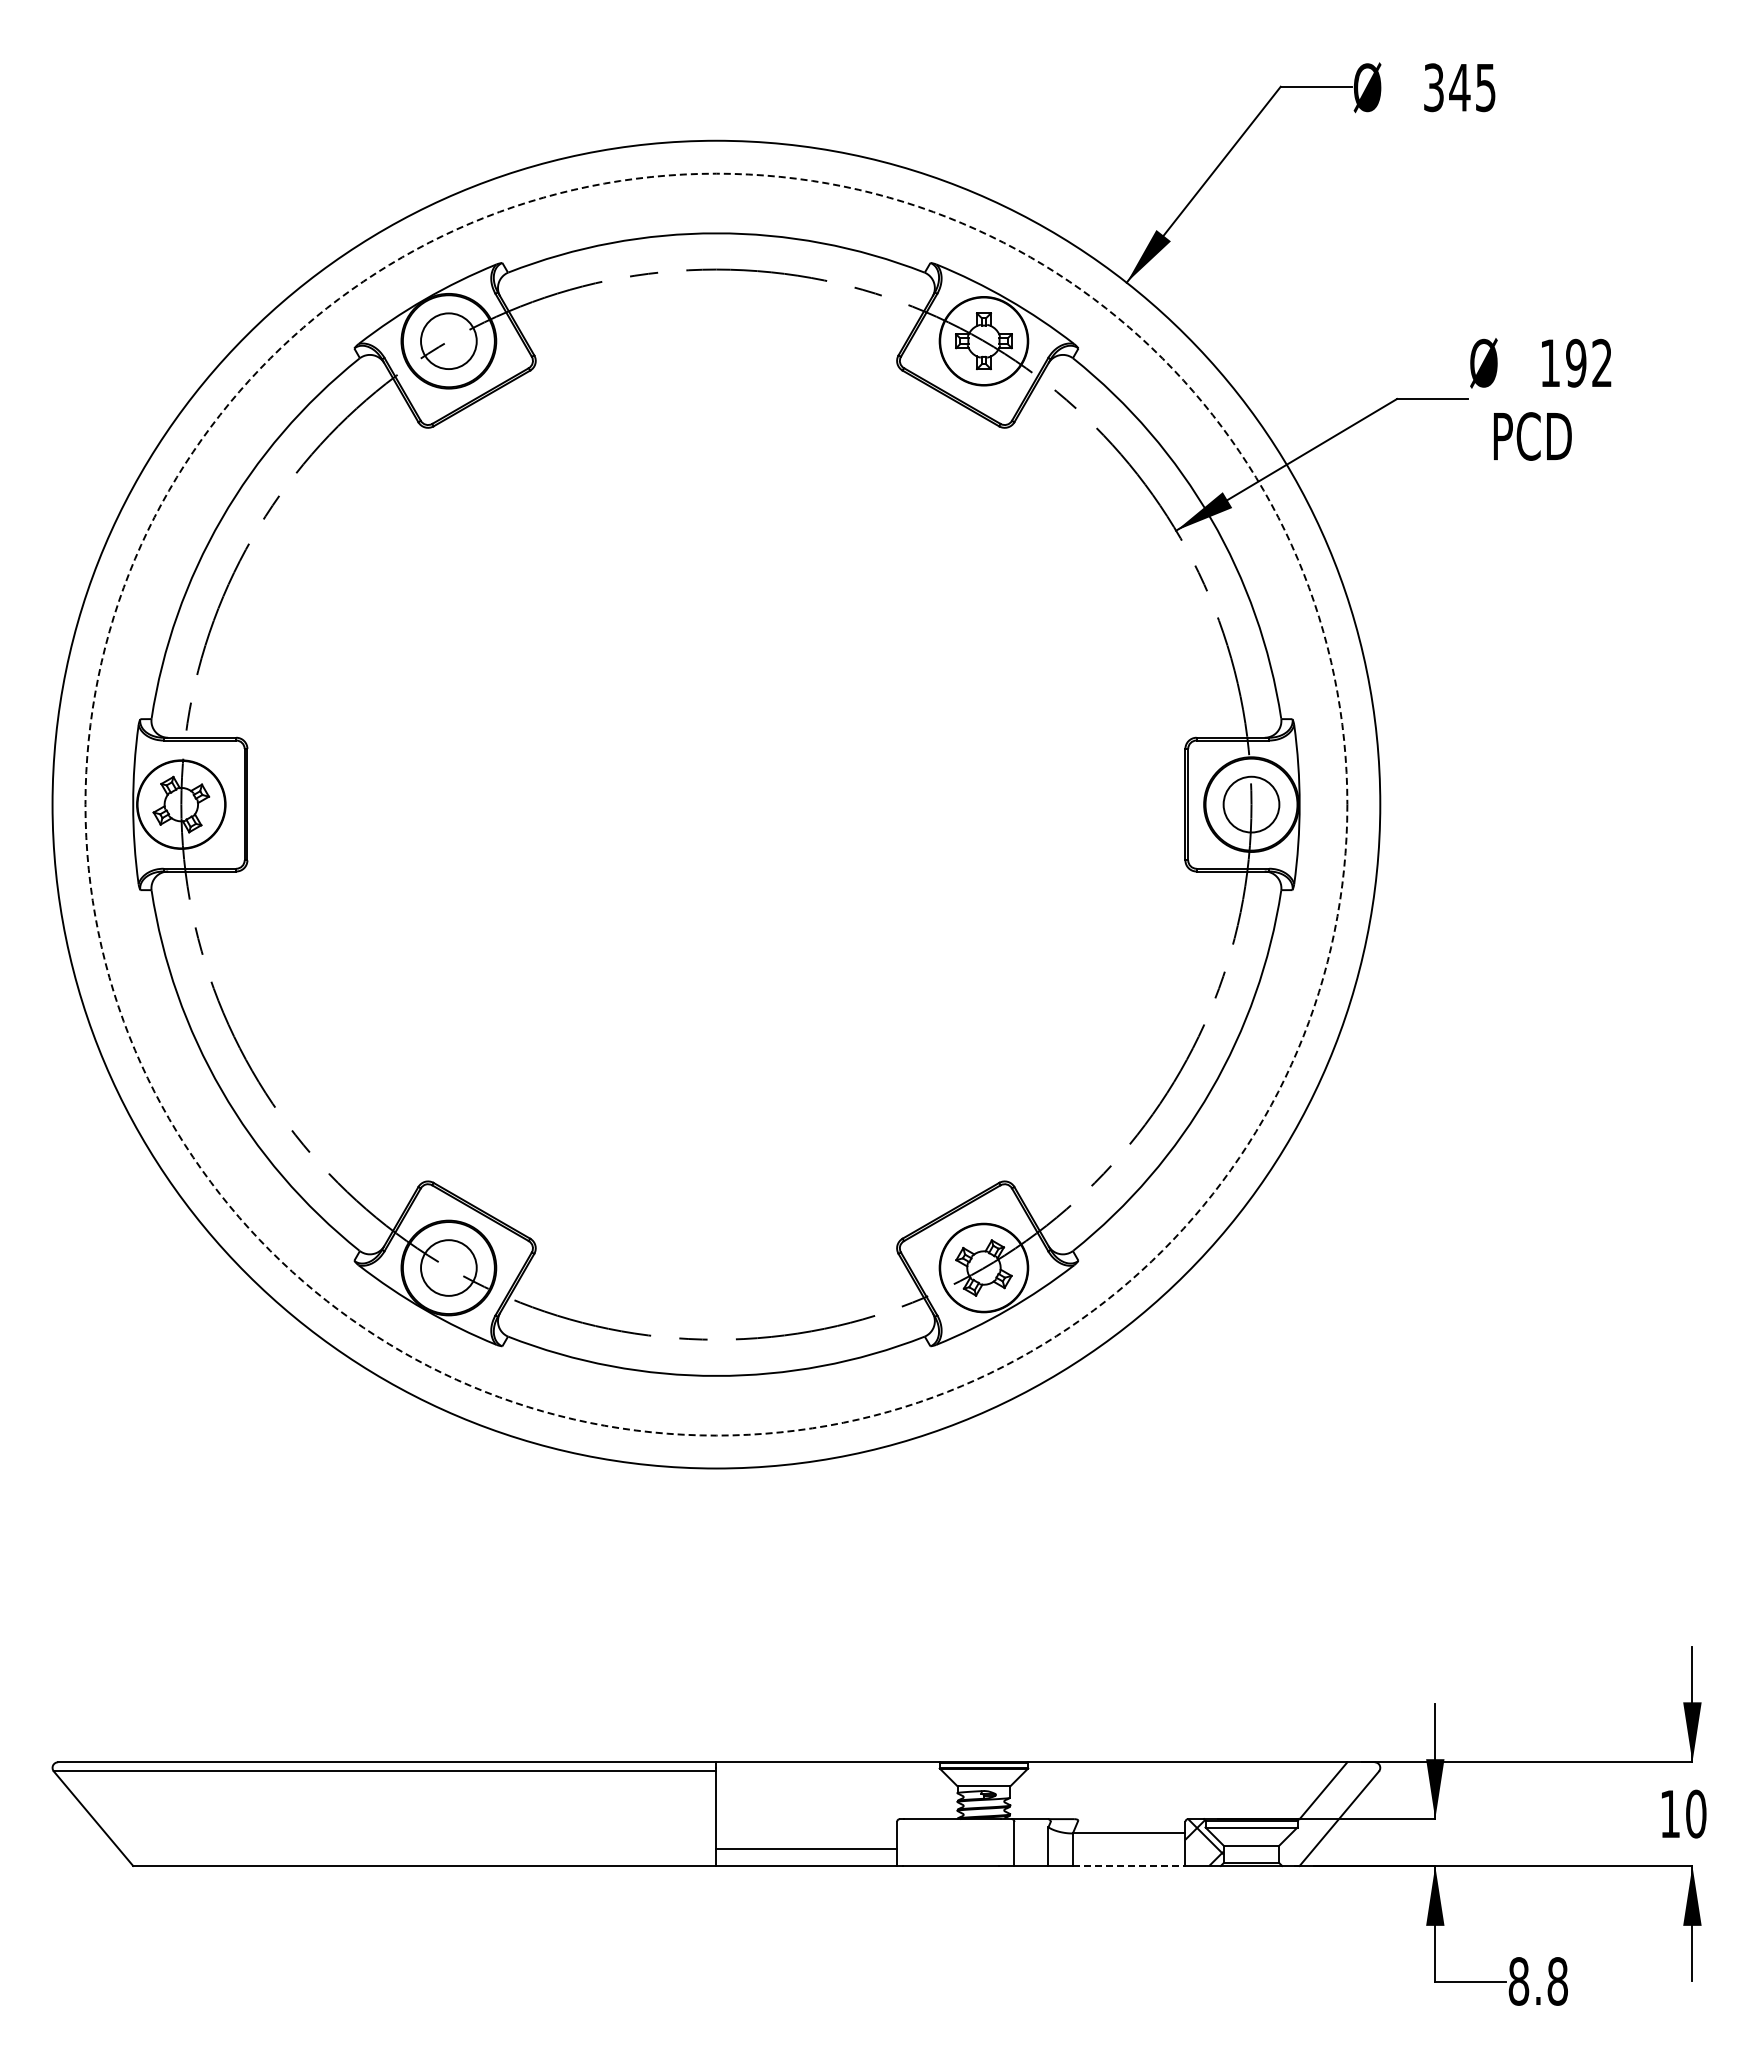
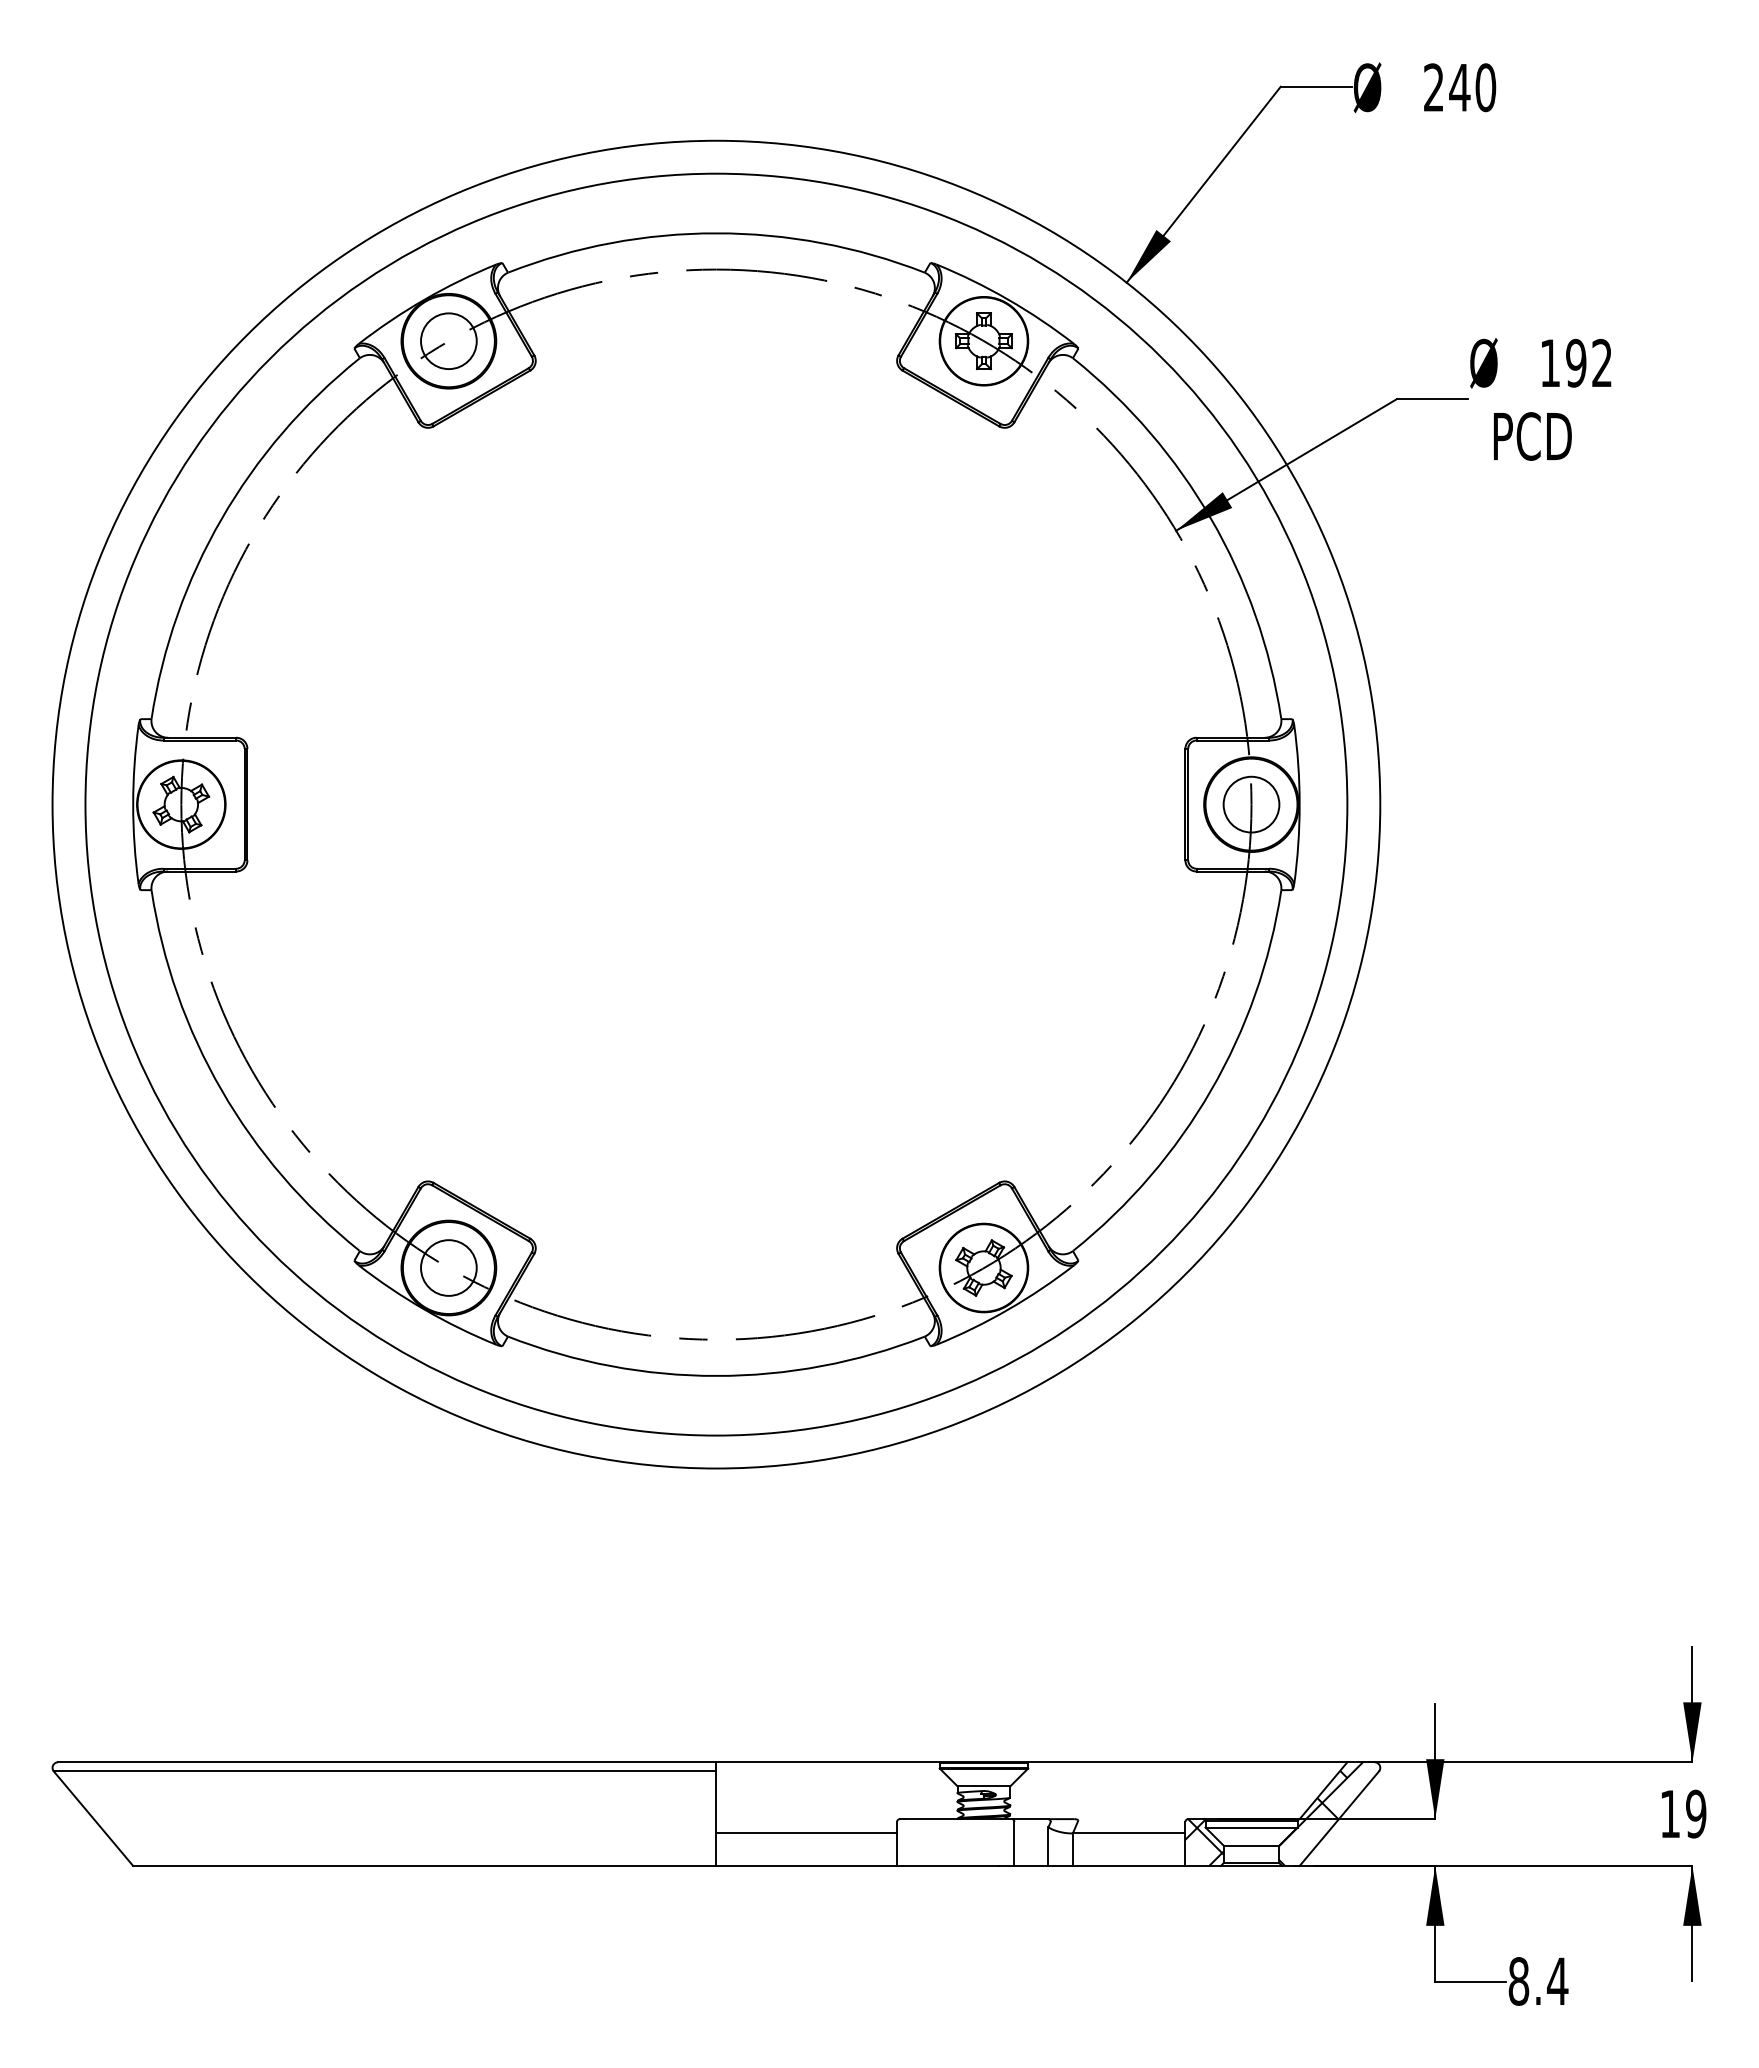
text: 345 -> 240 (1460, 87)
circle: dashed -> solid (716, 804)
hatch: none -> present (1320, 1813)
text: 10 -> 19 (1696, 1813)
line position: (806, 1849) -> (806, 1833) (806, 1833)
line: dashed -> solid (1129, 1865)
text: 8.8 -> 8.4 (1557, 1981)
